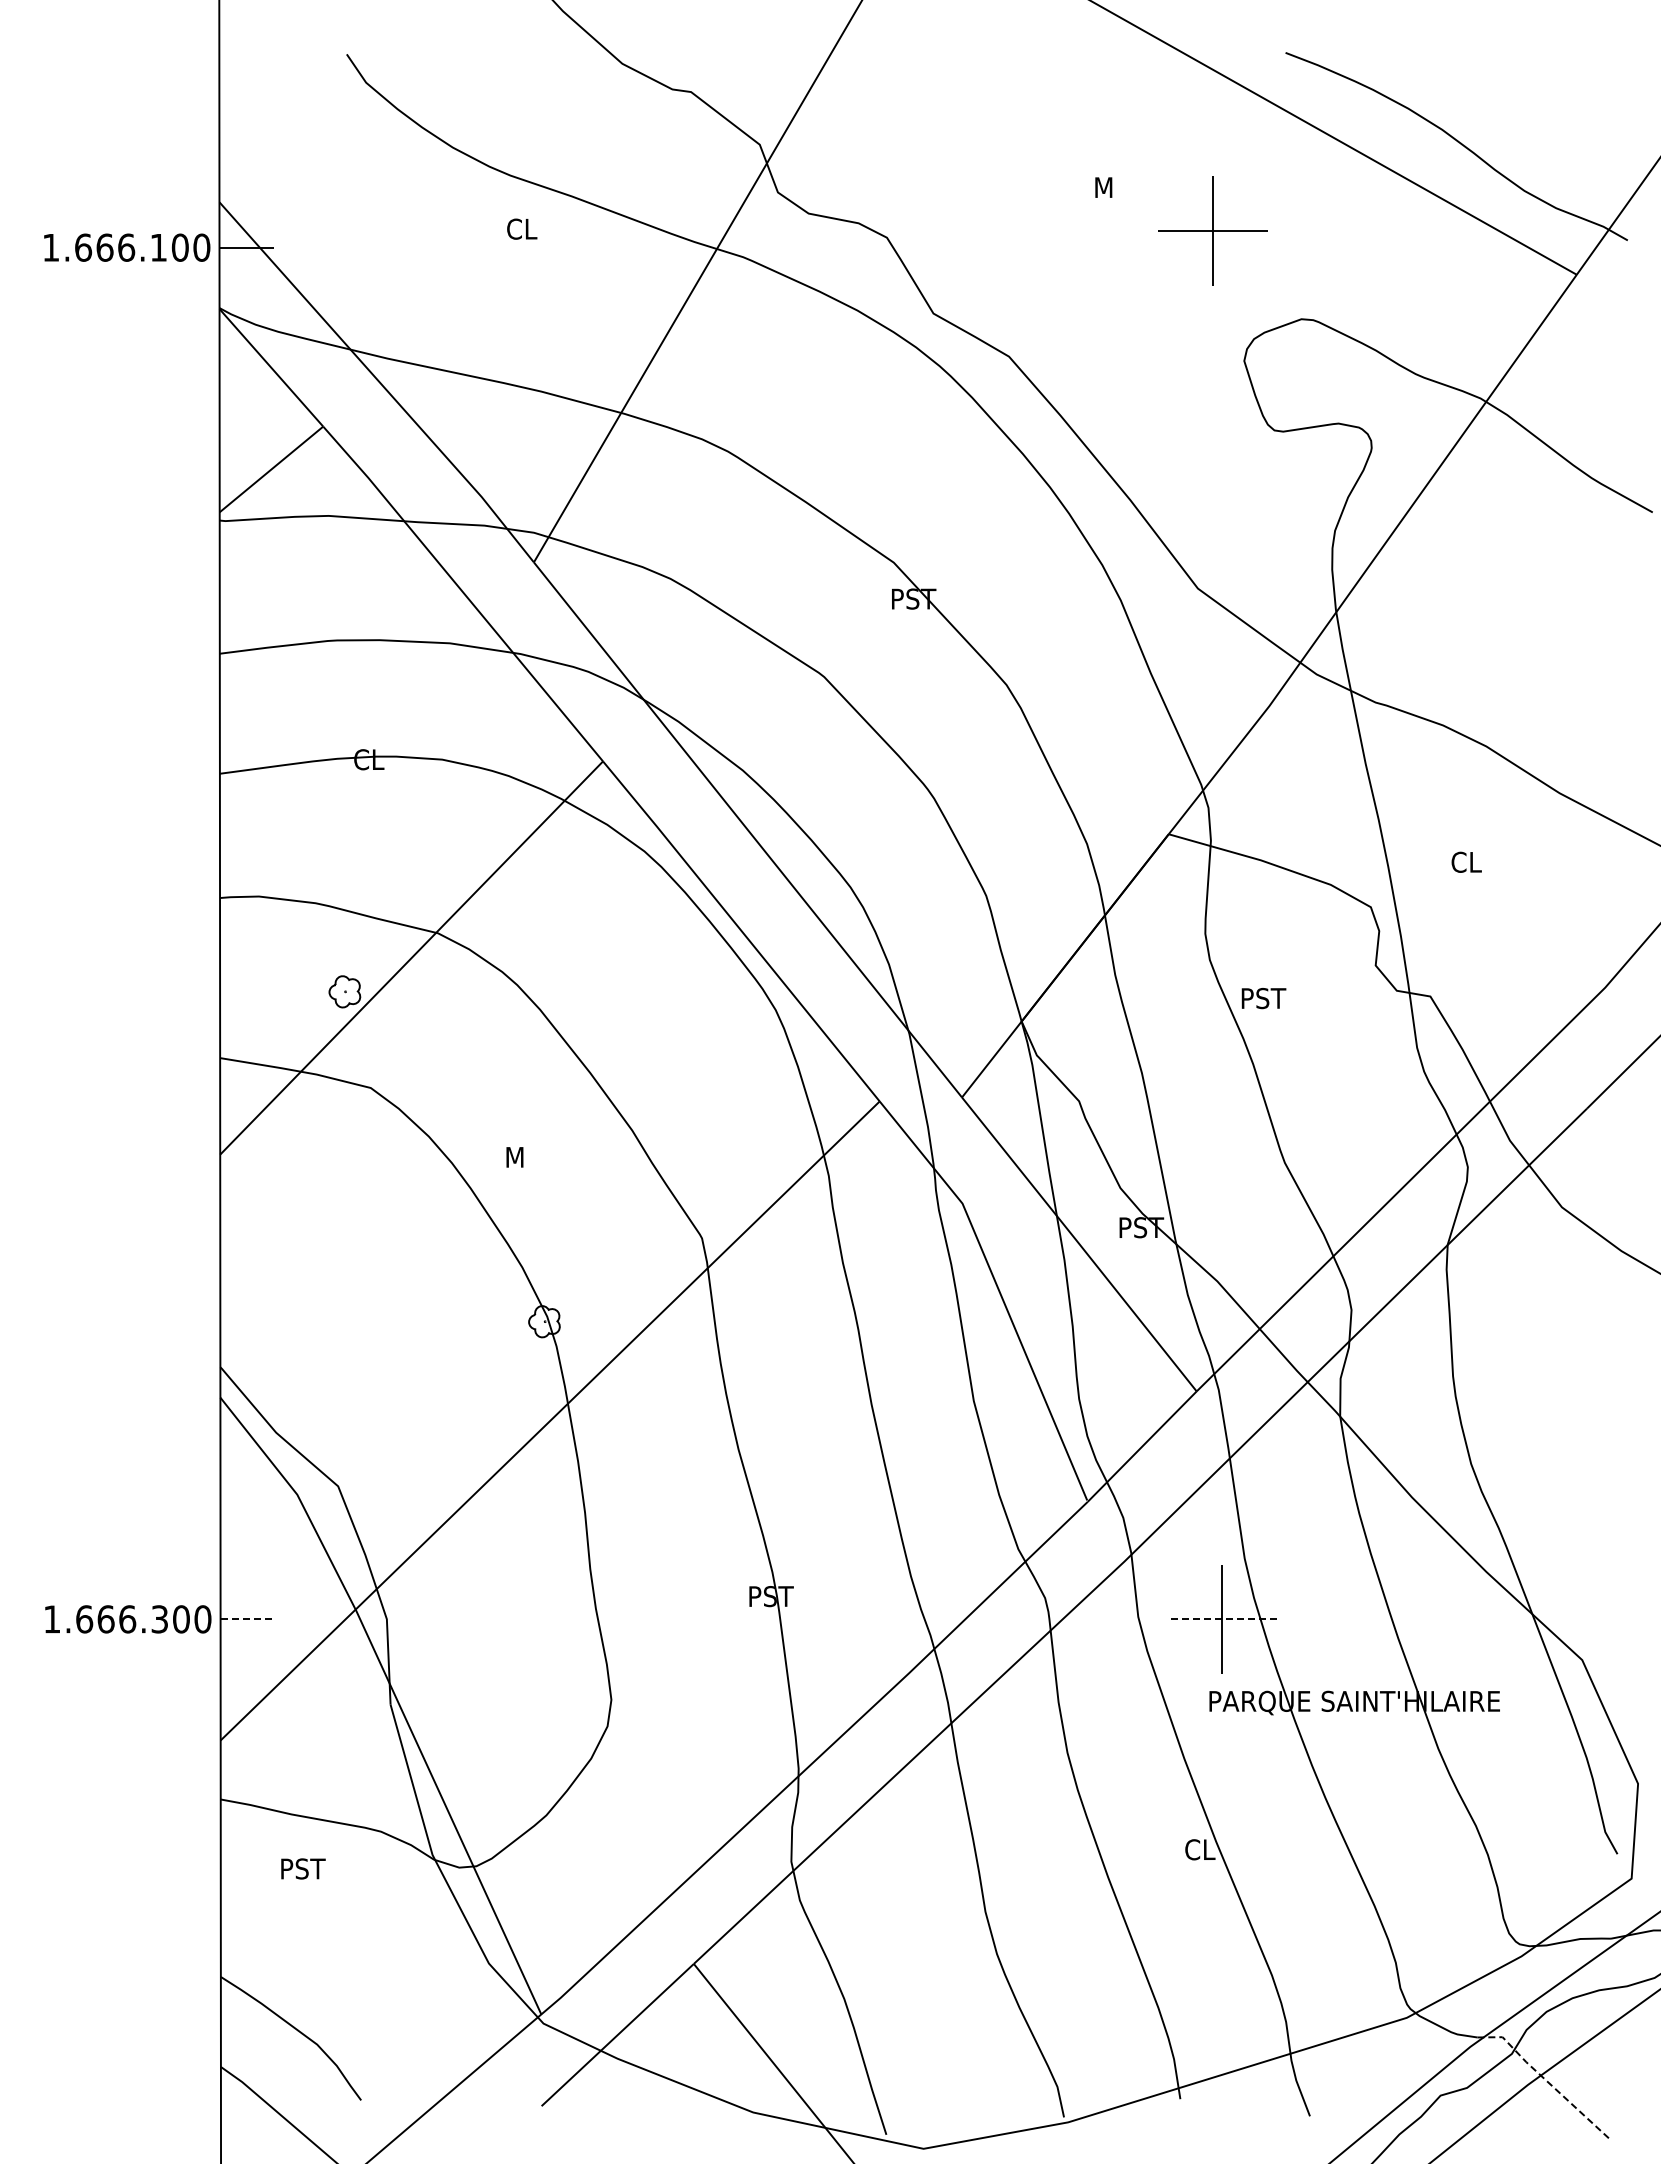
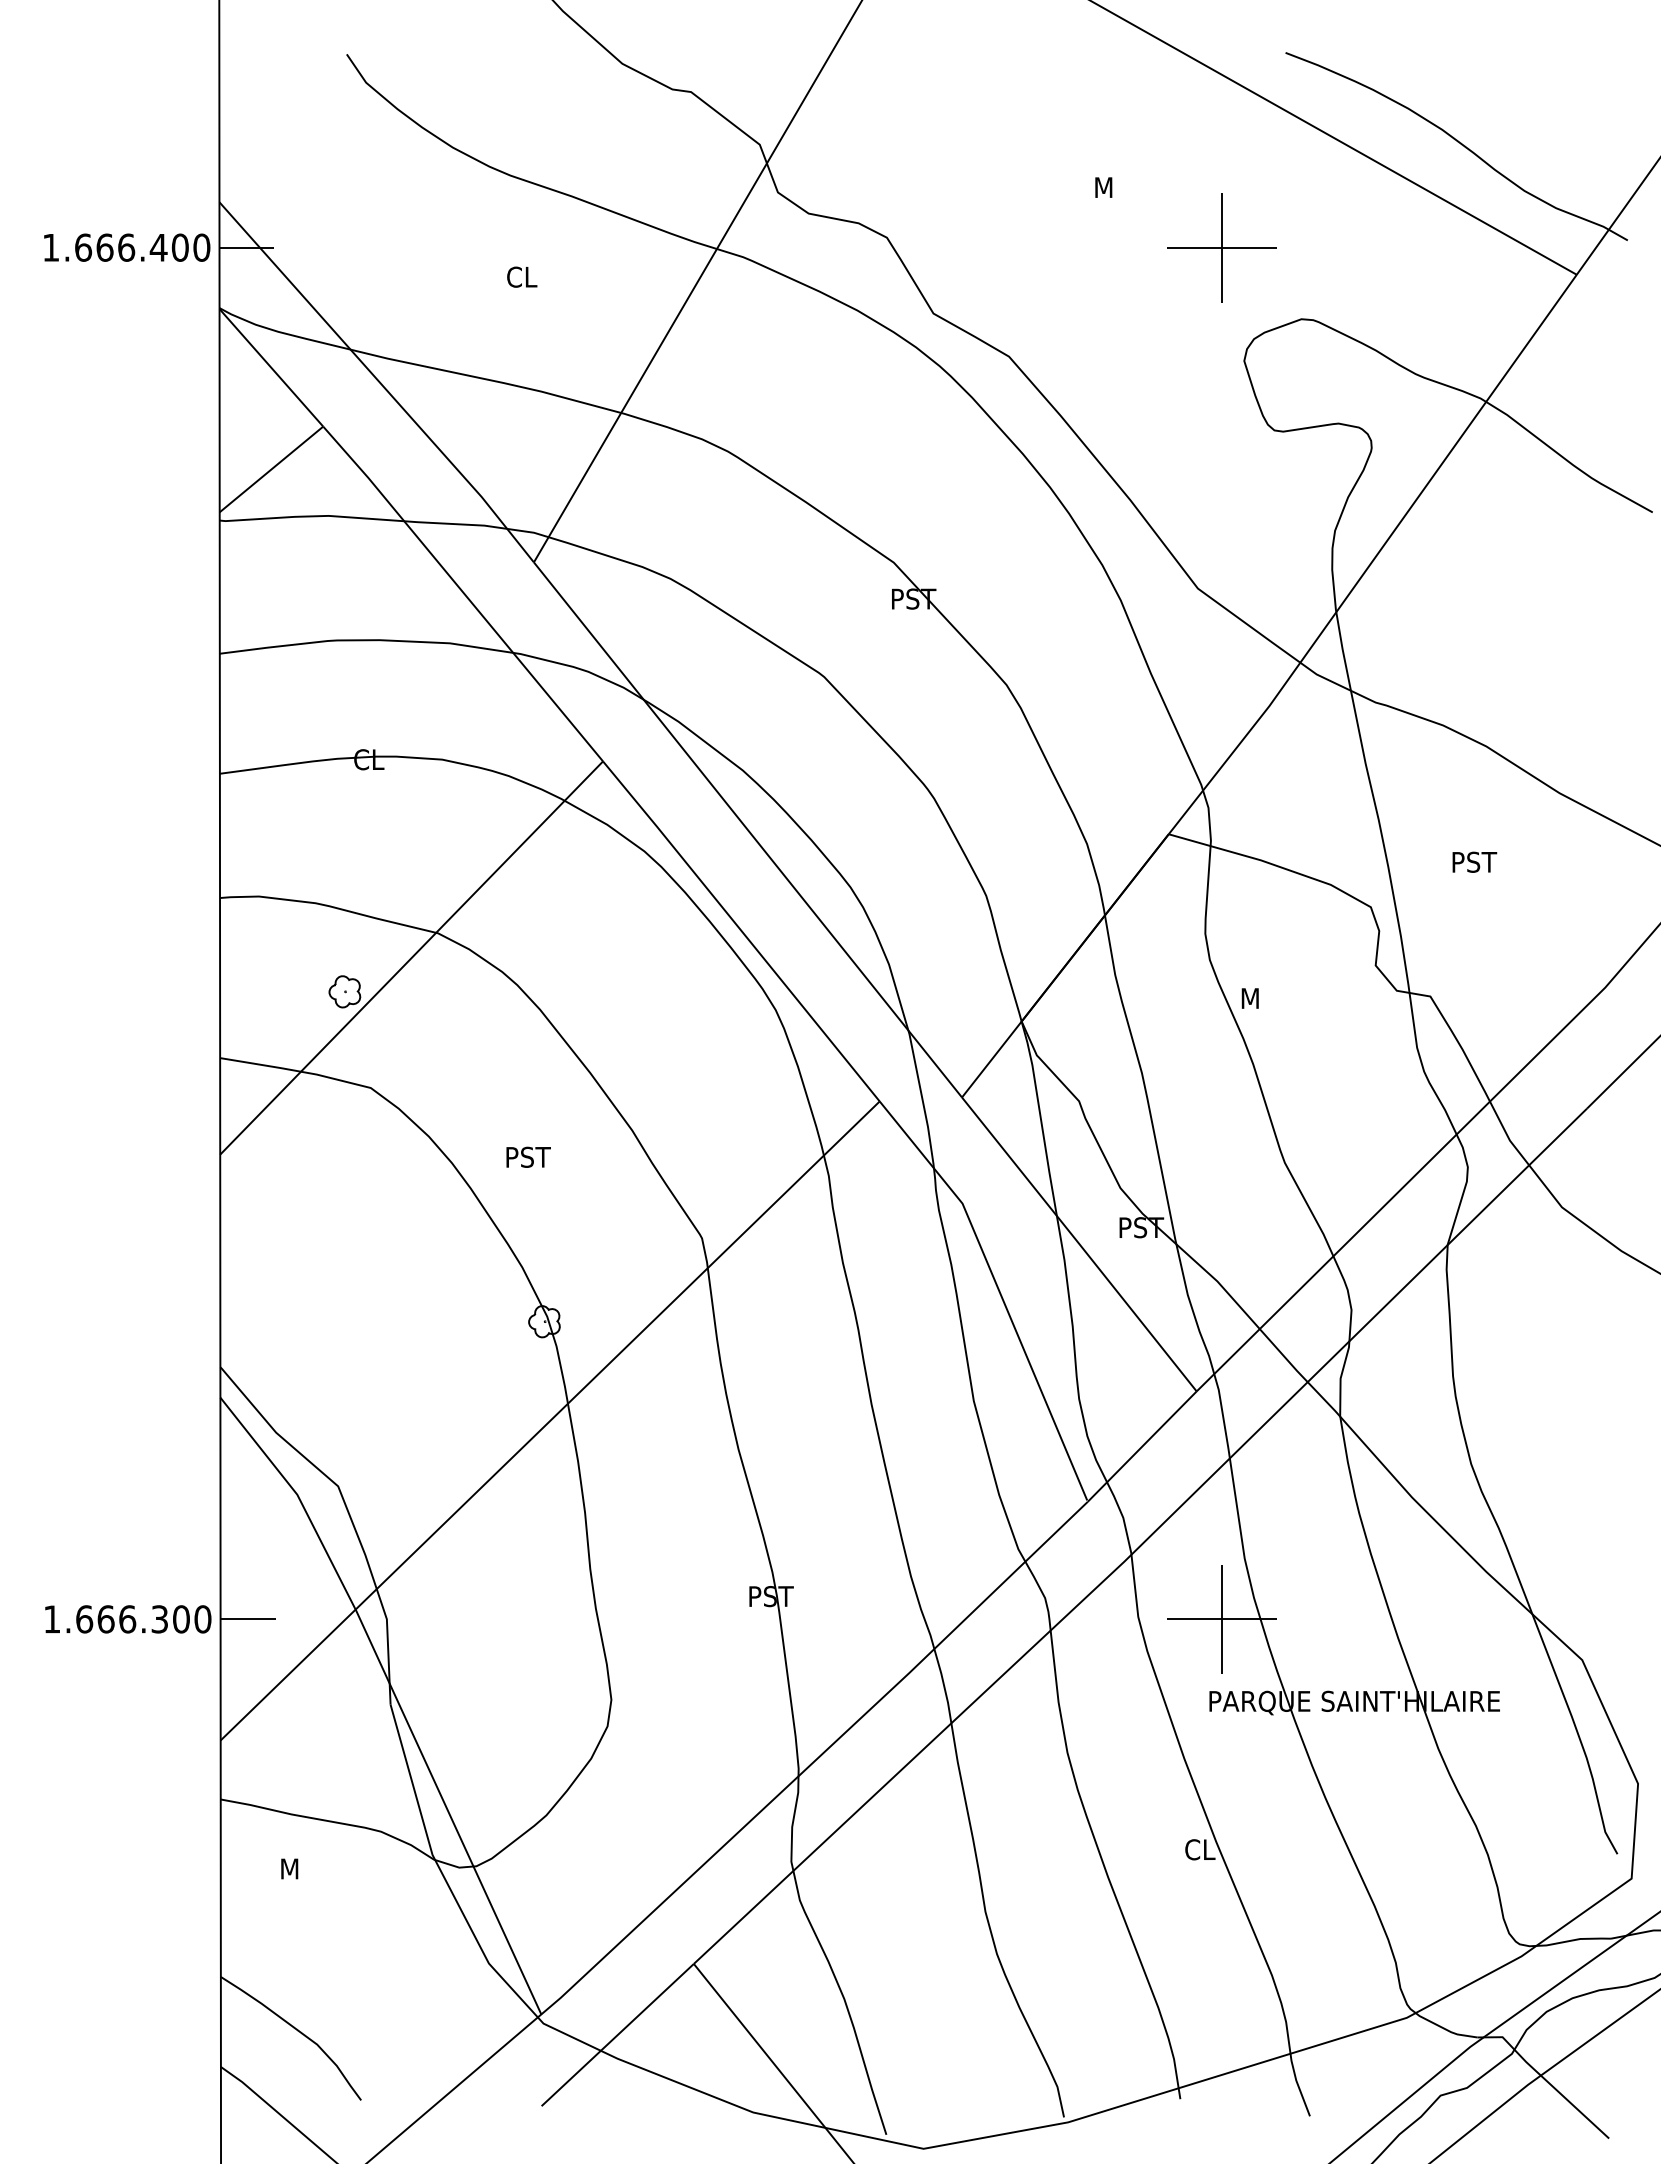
text position: (522, 228) -> (522, 276) (522, 276)
part position: (1212, 230) -> (1221, 247) (1221, 247)
text: 1.666.100 -> 1.666.400 (158, 247)
text: CL -> PST (1474, 861)
text: PST -> M (1265, 998)
text: M -> PST (529, 1156)
line: dashed -> solid (248, 1619)
line: dashed -> solid (1222, 1619)
text: PST -> M (304, 1868)
line: dashed -> solid (1544, 2079)
